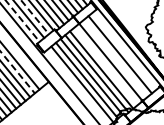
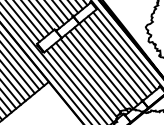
line: dashed -> solid (35, 17)
line: dashed -> solid (22, 20)
line: none -> present (124, 50)
line: none -> present (115, 58)
line: none -> present (23, 60)
line: none -> present (106, 65)
line: none -> present (45, 68)
line: dashed -> solid (17, 72)
line: none -> present (75, 85)
